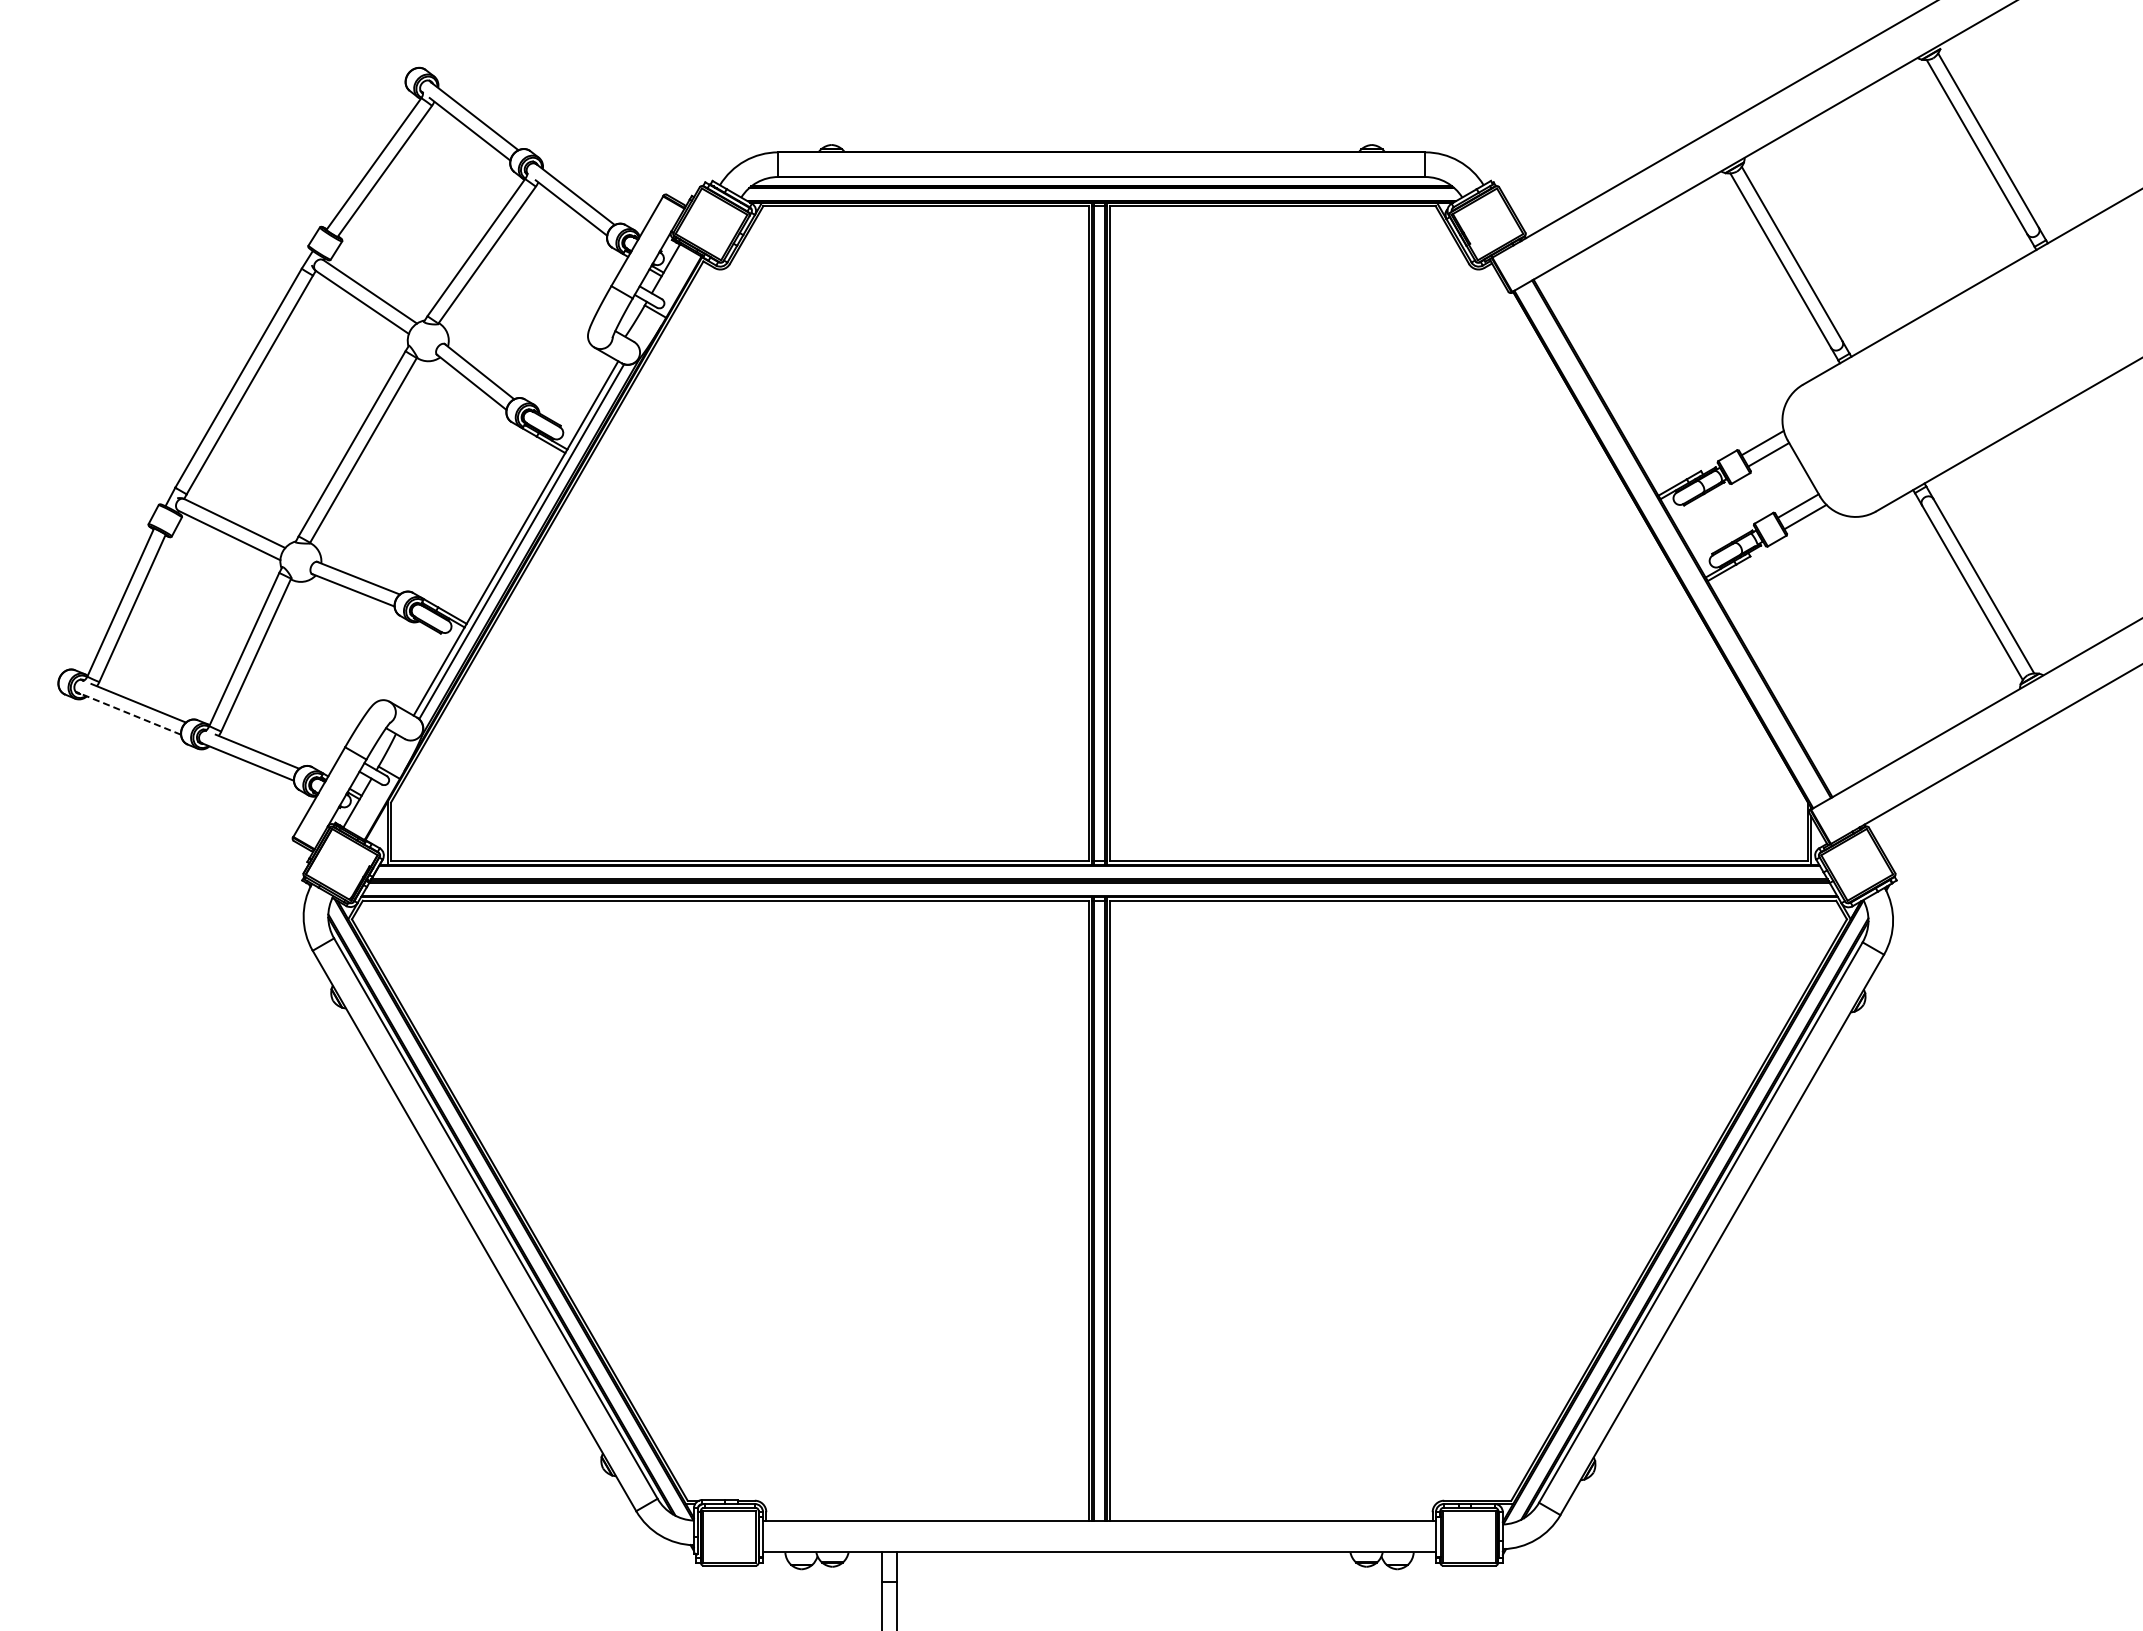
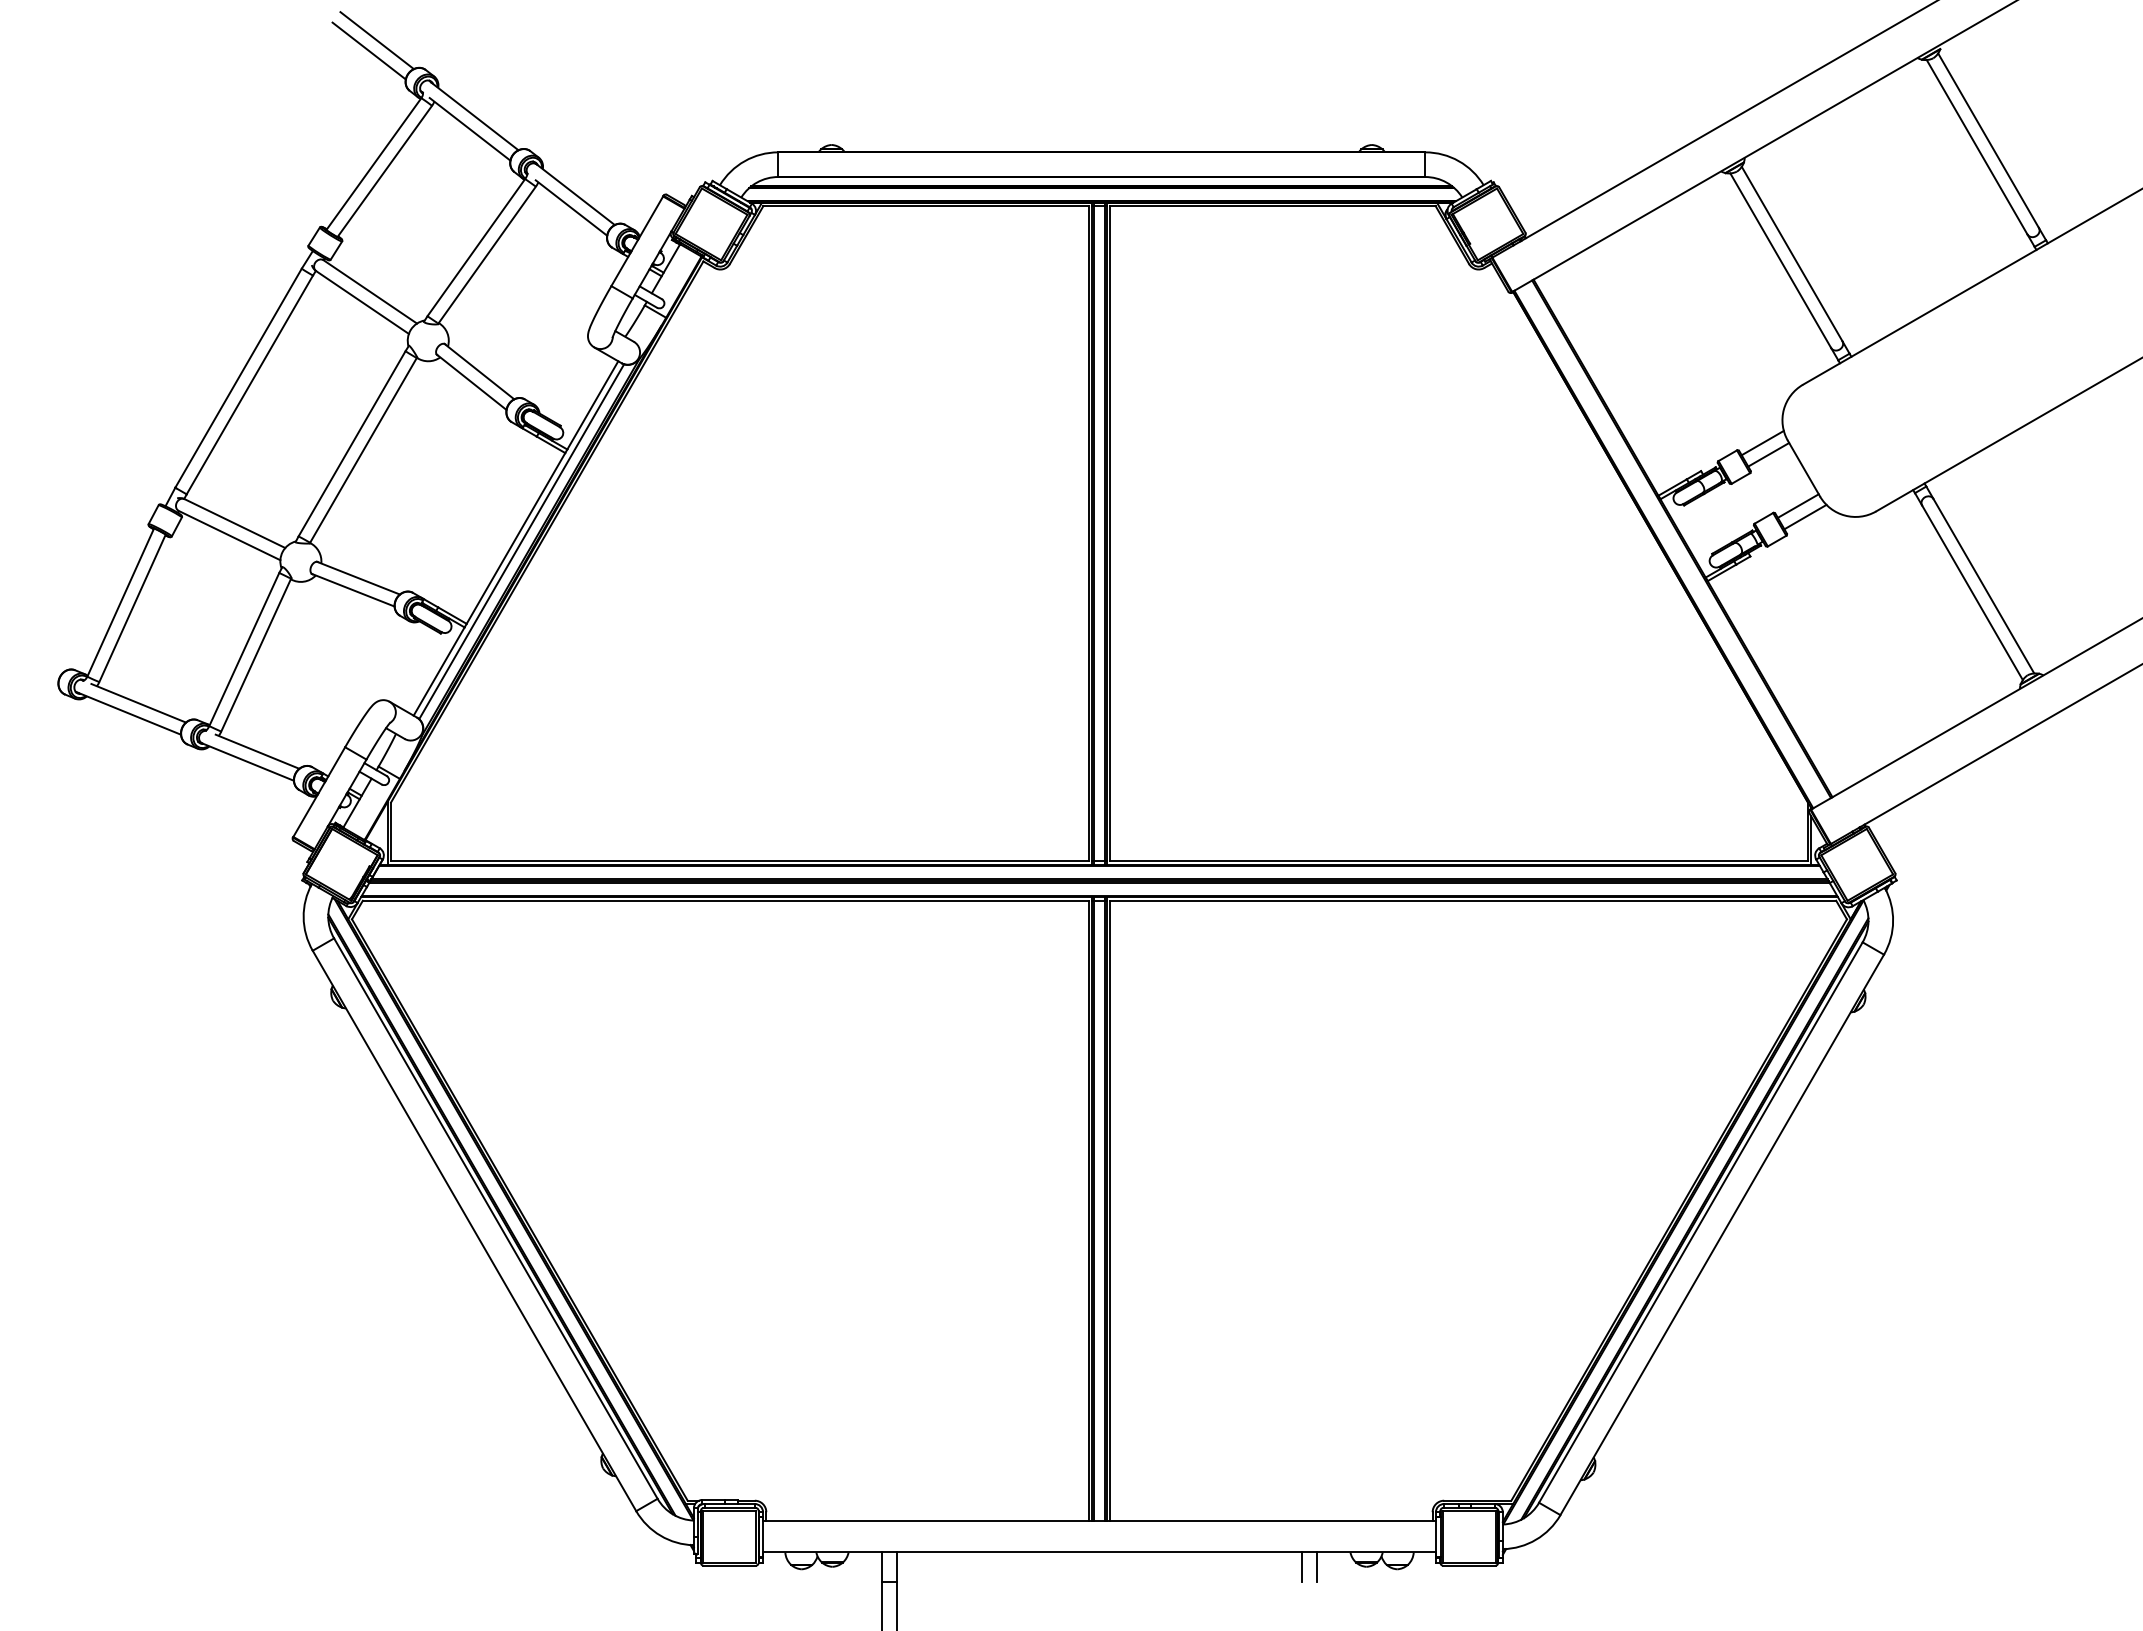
line: none -> present (376, 40)
line: none -> present (368, 50)
line: dashed -> solid (128, 713)
line: none -> present (1301, 1566)
line: none -> present (1317, 1566)
